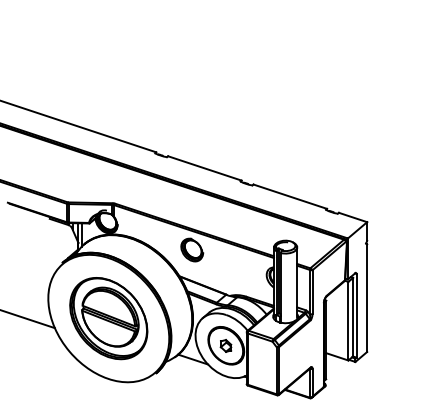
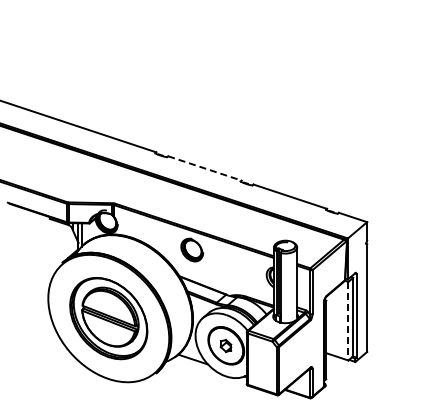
line: solid -> dashed (204, 168)
line: present -> none (28, 319)
line: solid -> dashed (348, 321)
